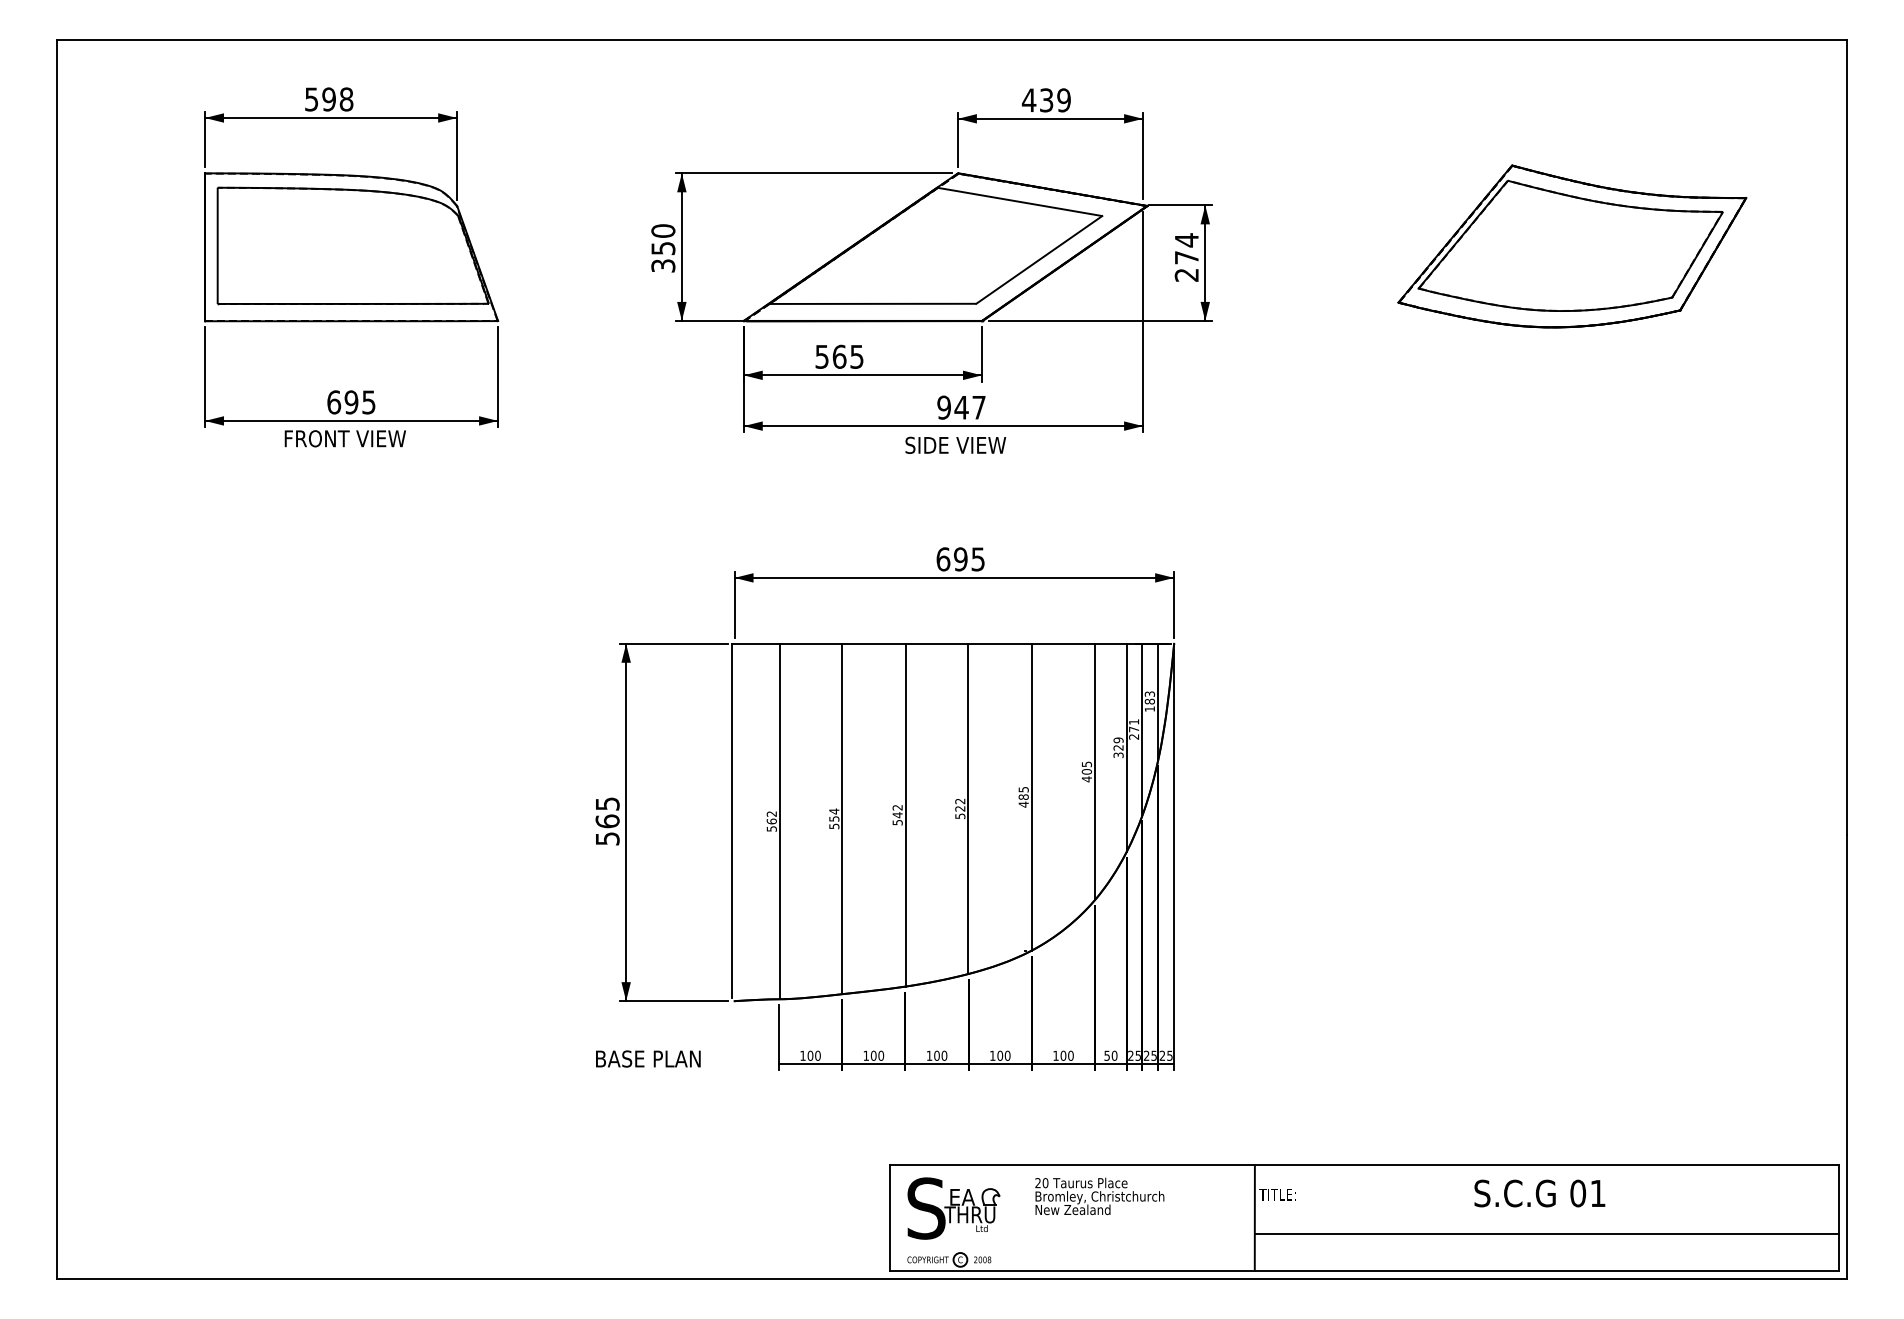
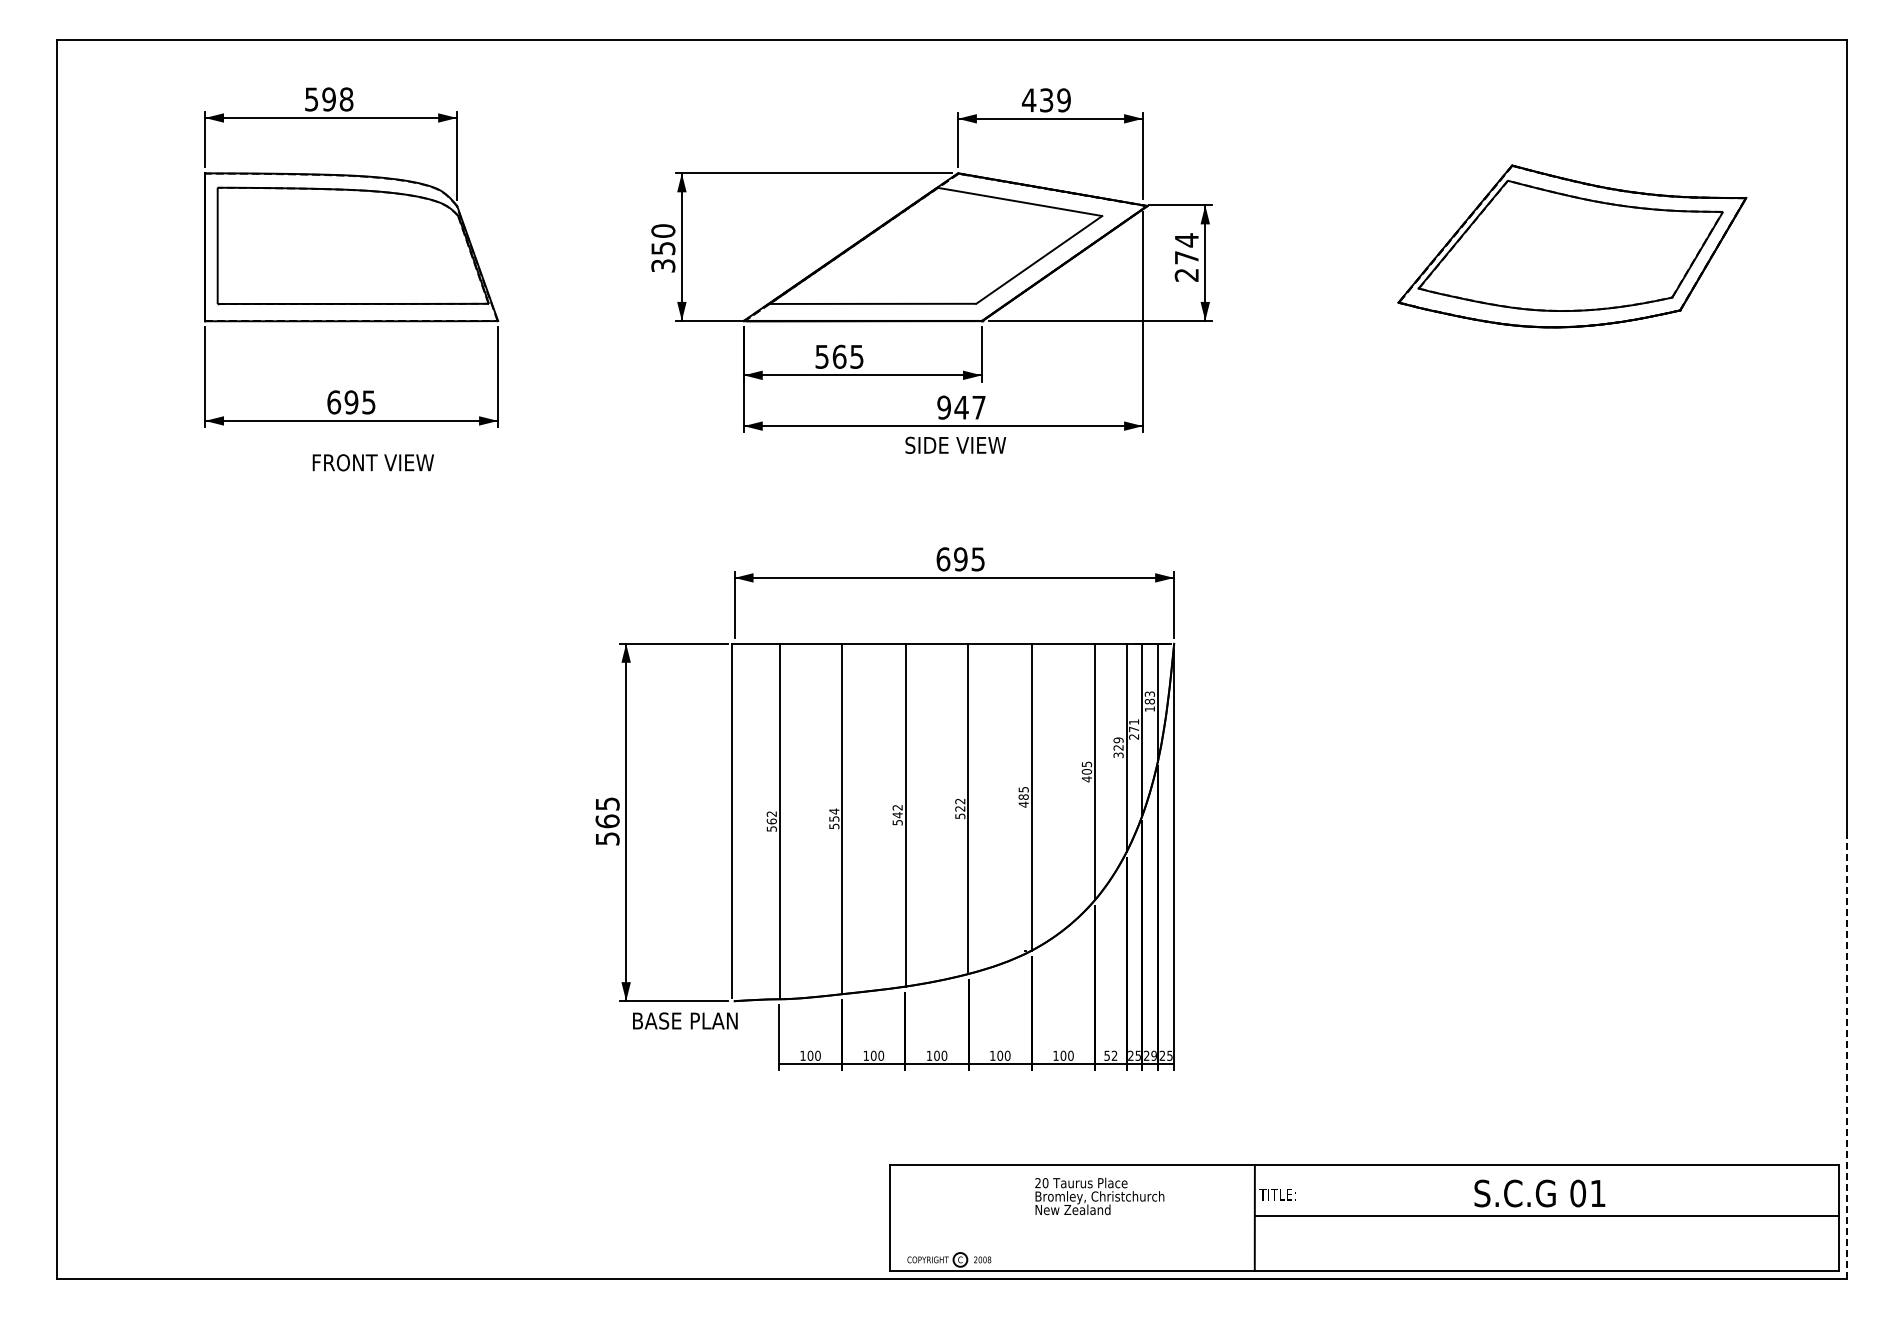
text position: (344, 438) -> (372, 462) (372, 462)
text: 50 -> 52 (1114, 1055)
text: 25 -> 29 (1153, 1055)
line: solid -> dashed (1846, 1056)
text position: (648, 1058) -> (685, 1020) (685, 1020)
part: present -> none (953, 1208)
line position: (1546, 1234) -> (1546, 1216) (1546, 1216)
